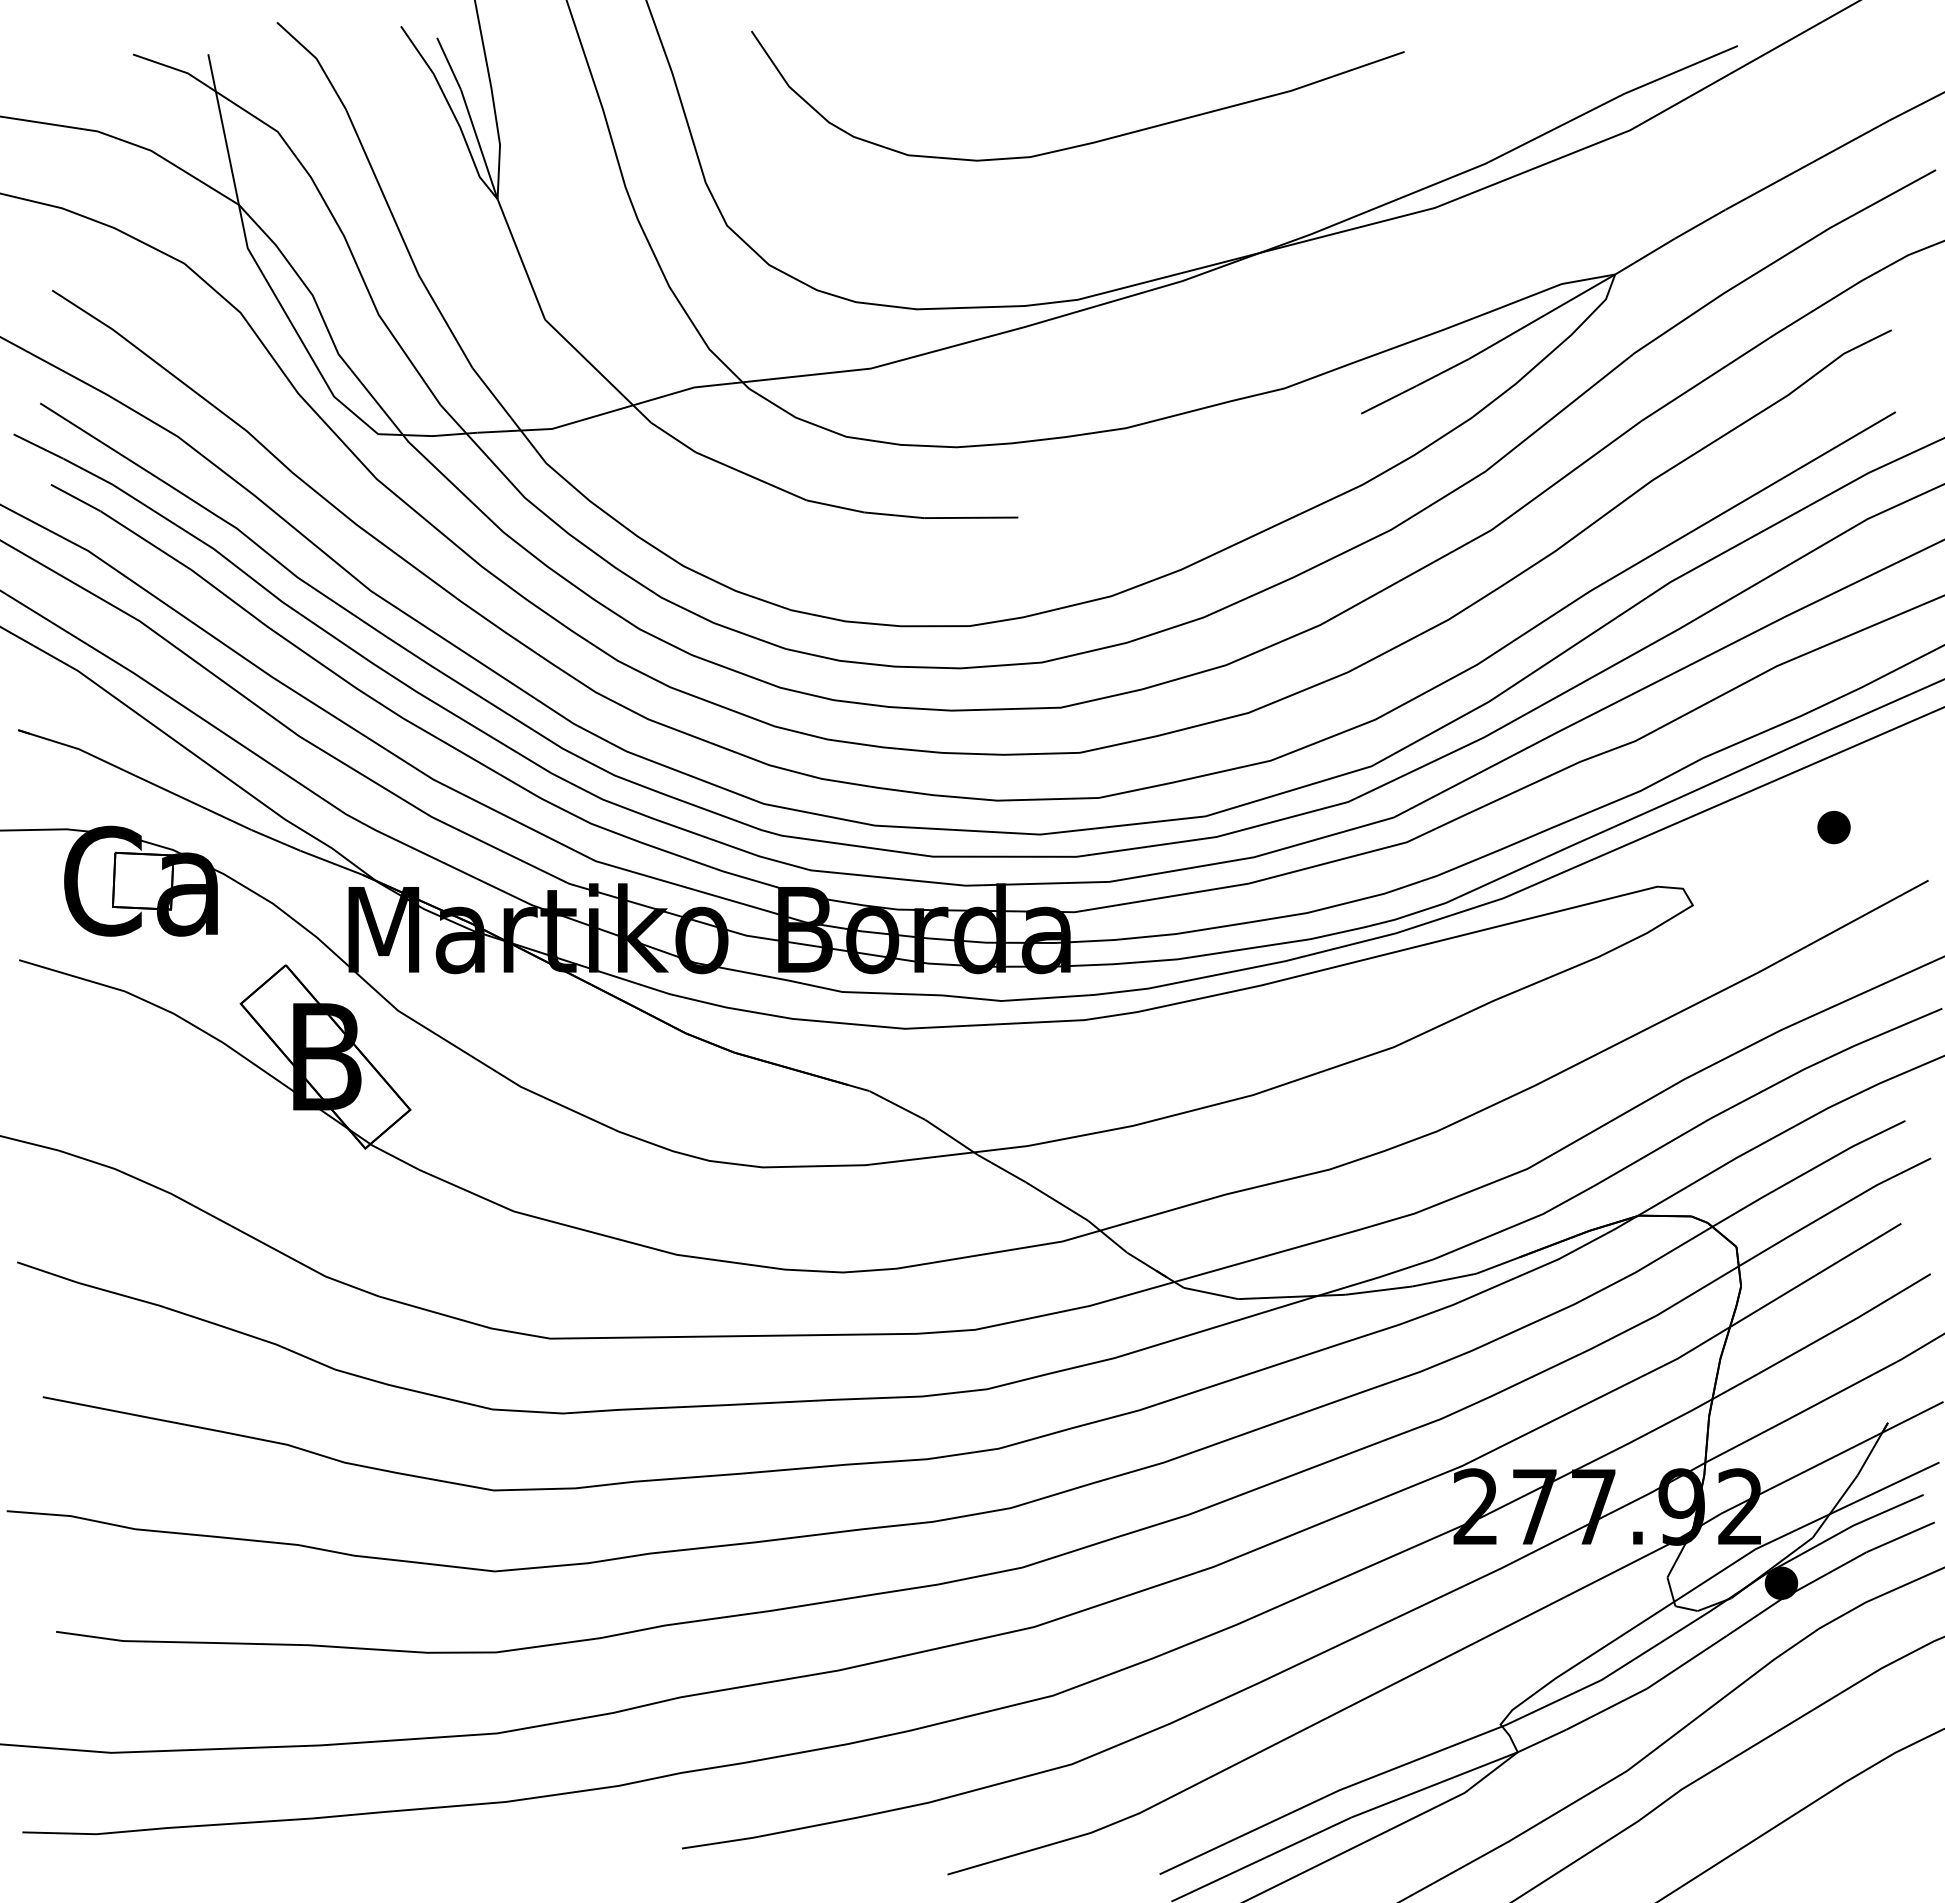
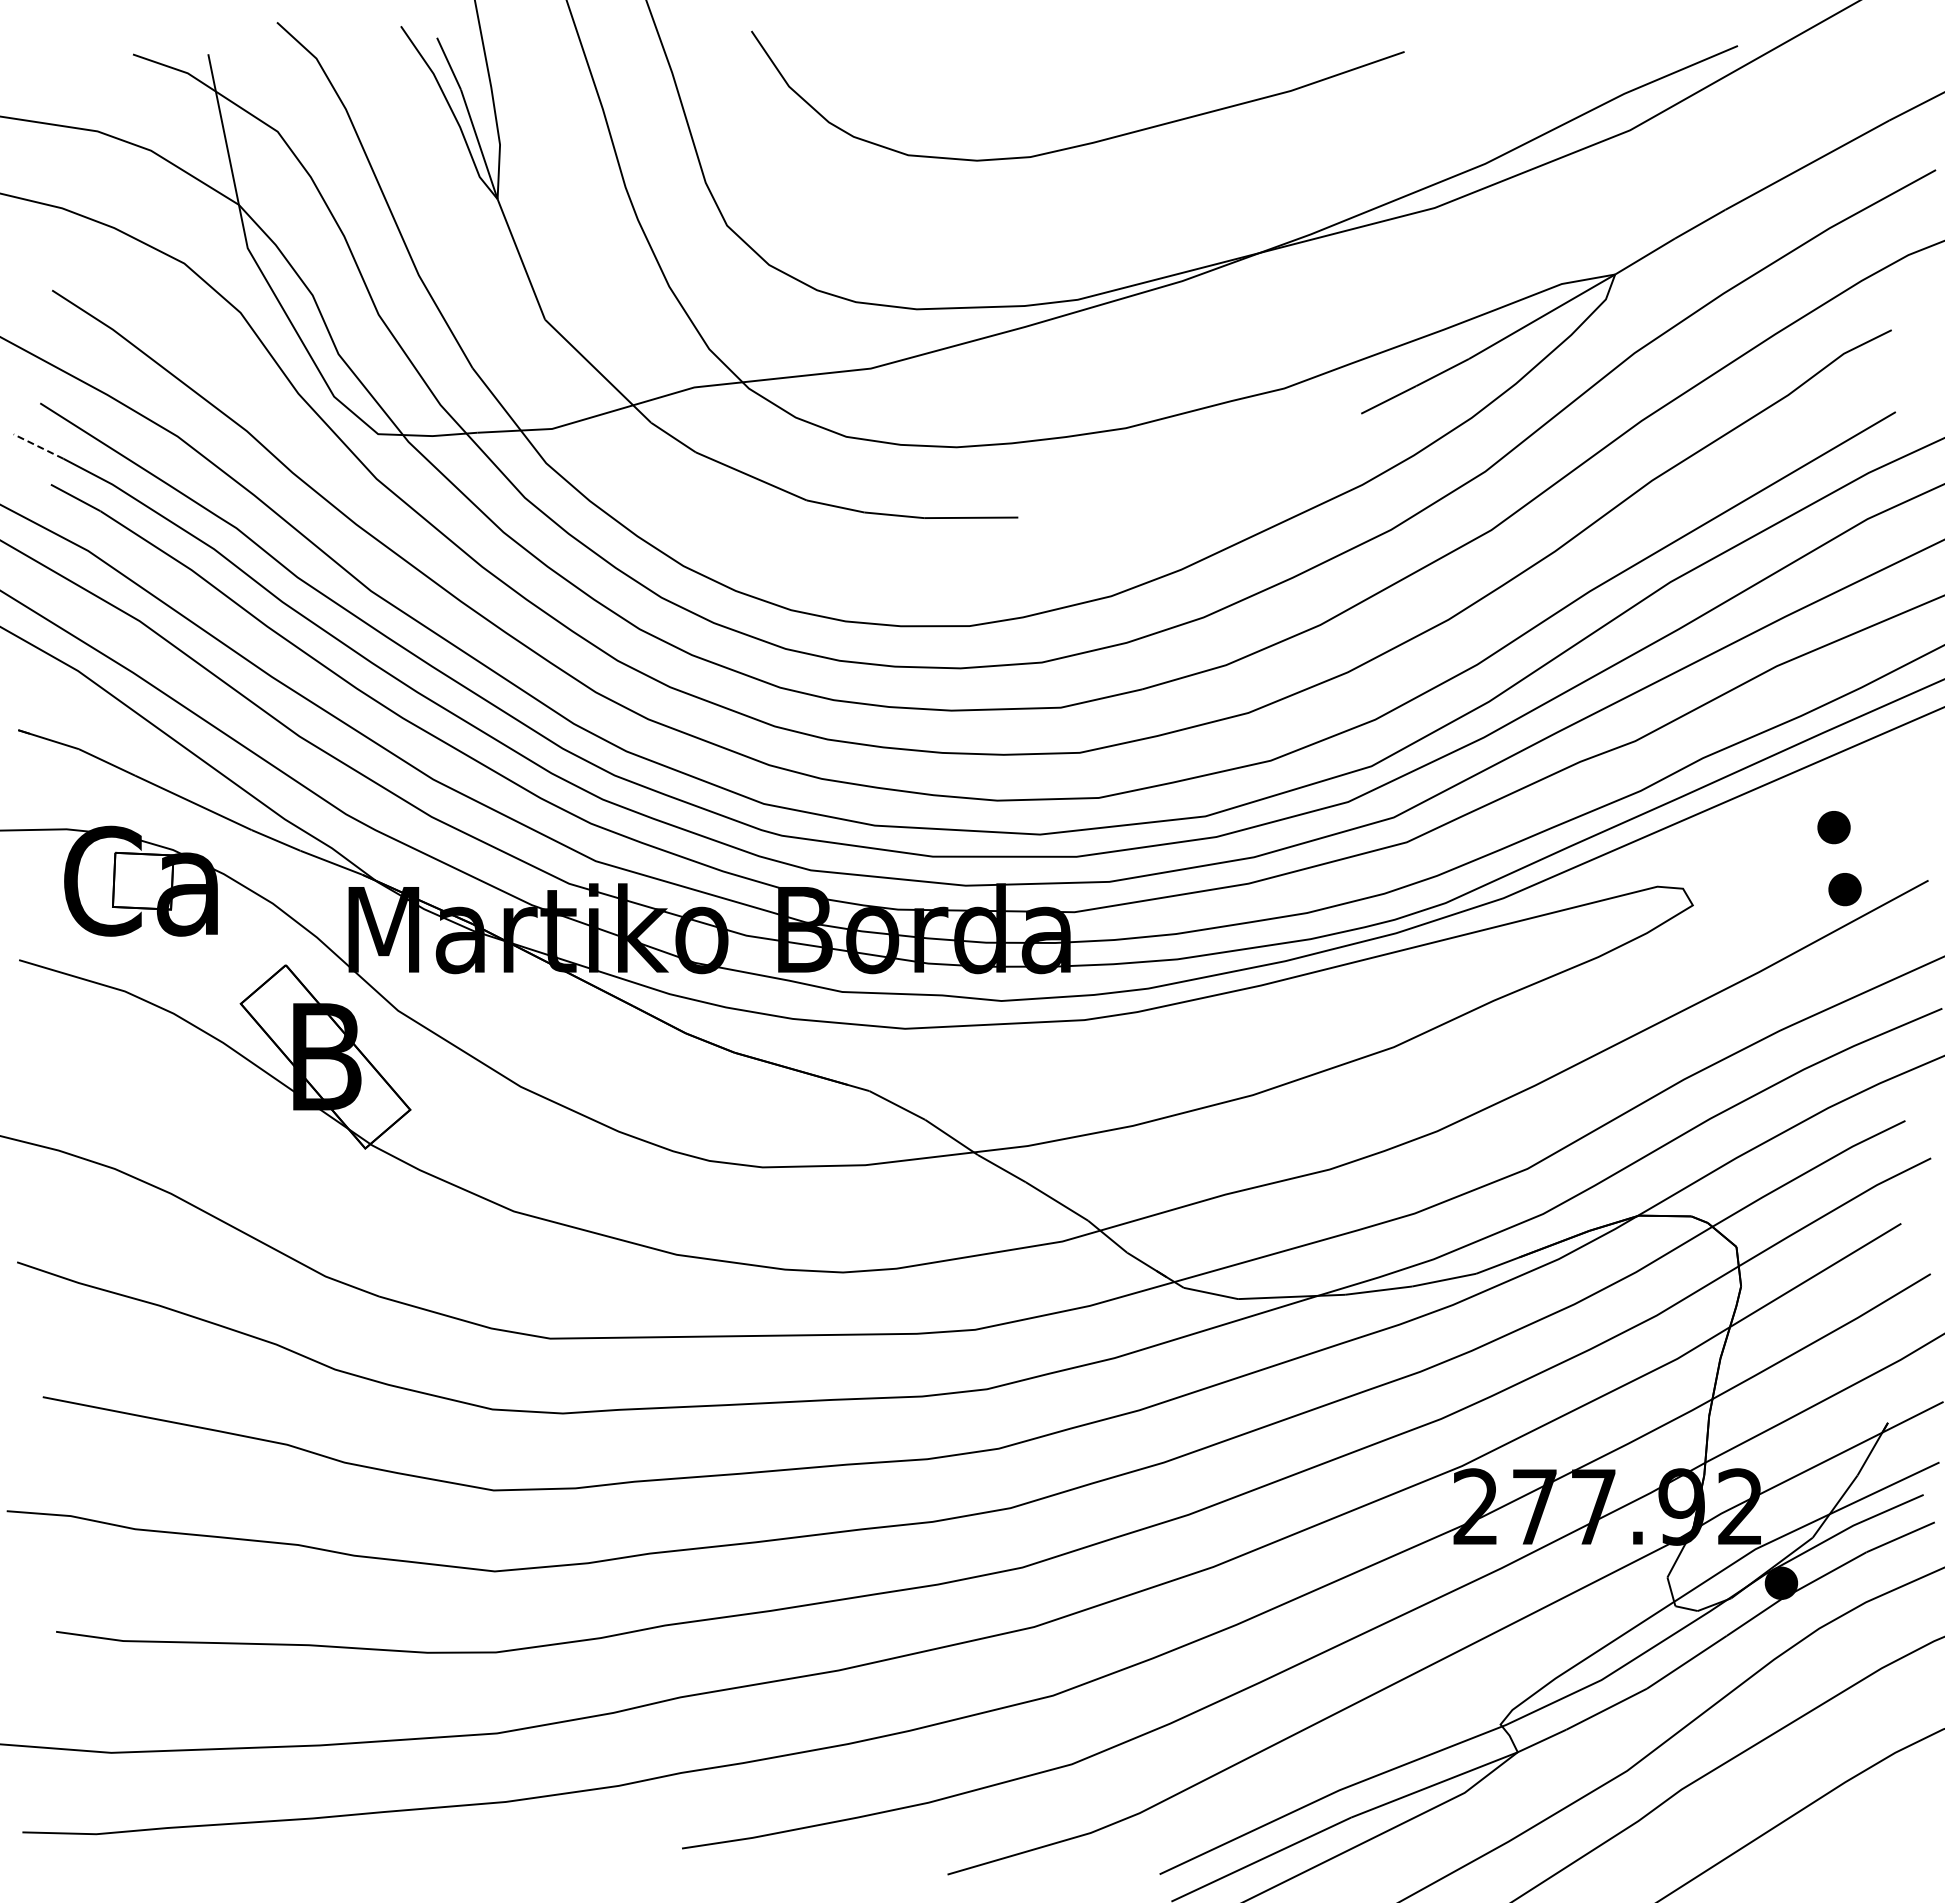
line: solid -> dashed (38, 446)
part: none -> present (1844, 889)
